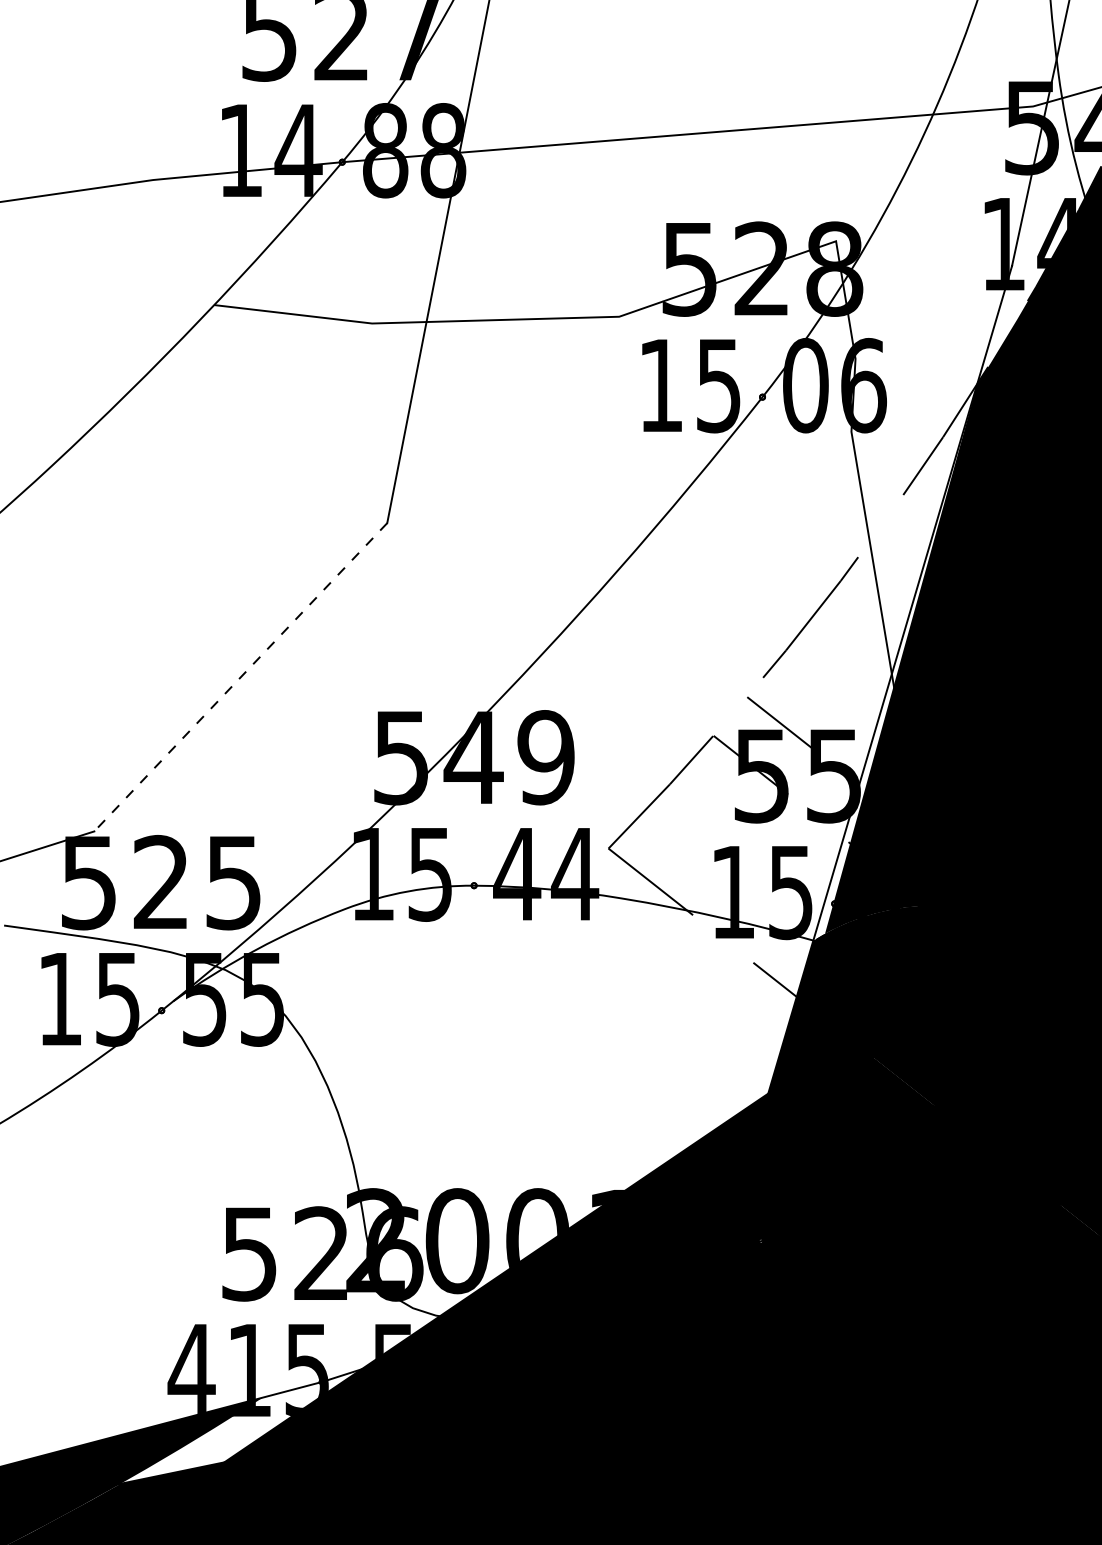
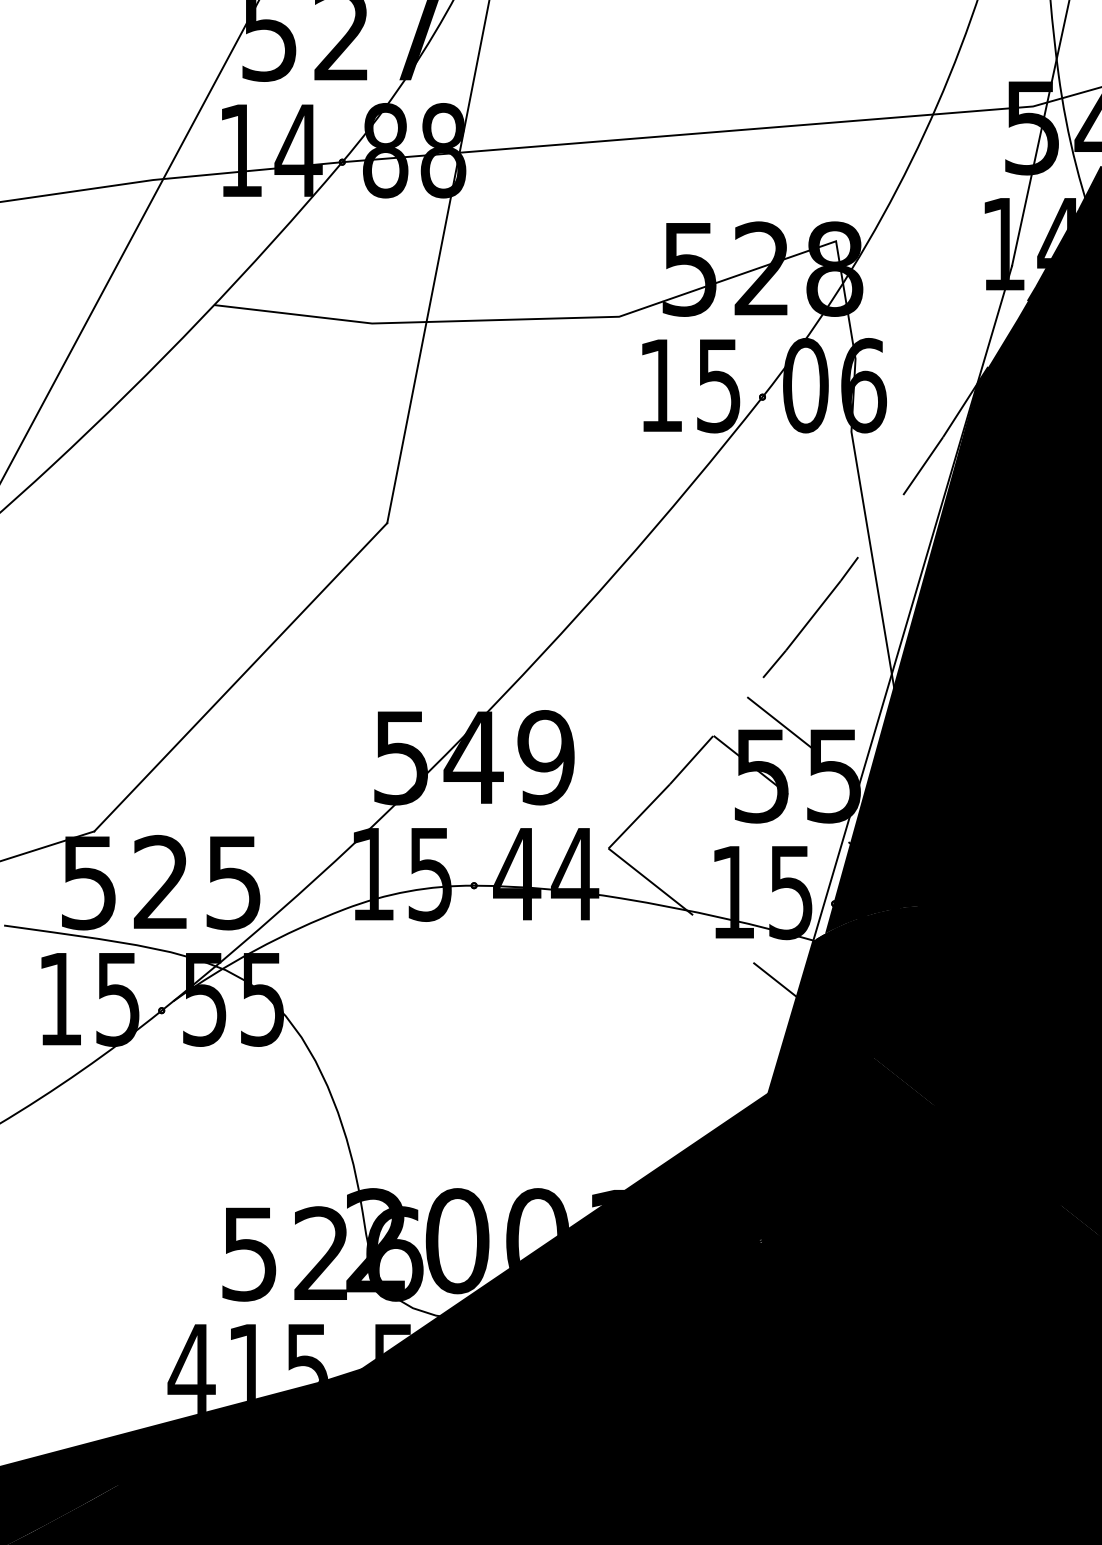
line: none -> present (129, 240)
line: dashed -> solid (240, 677)
fill: none -> present (237, 1427)
